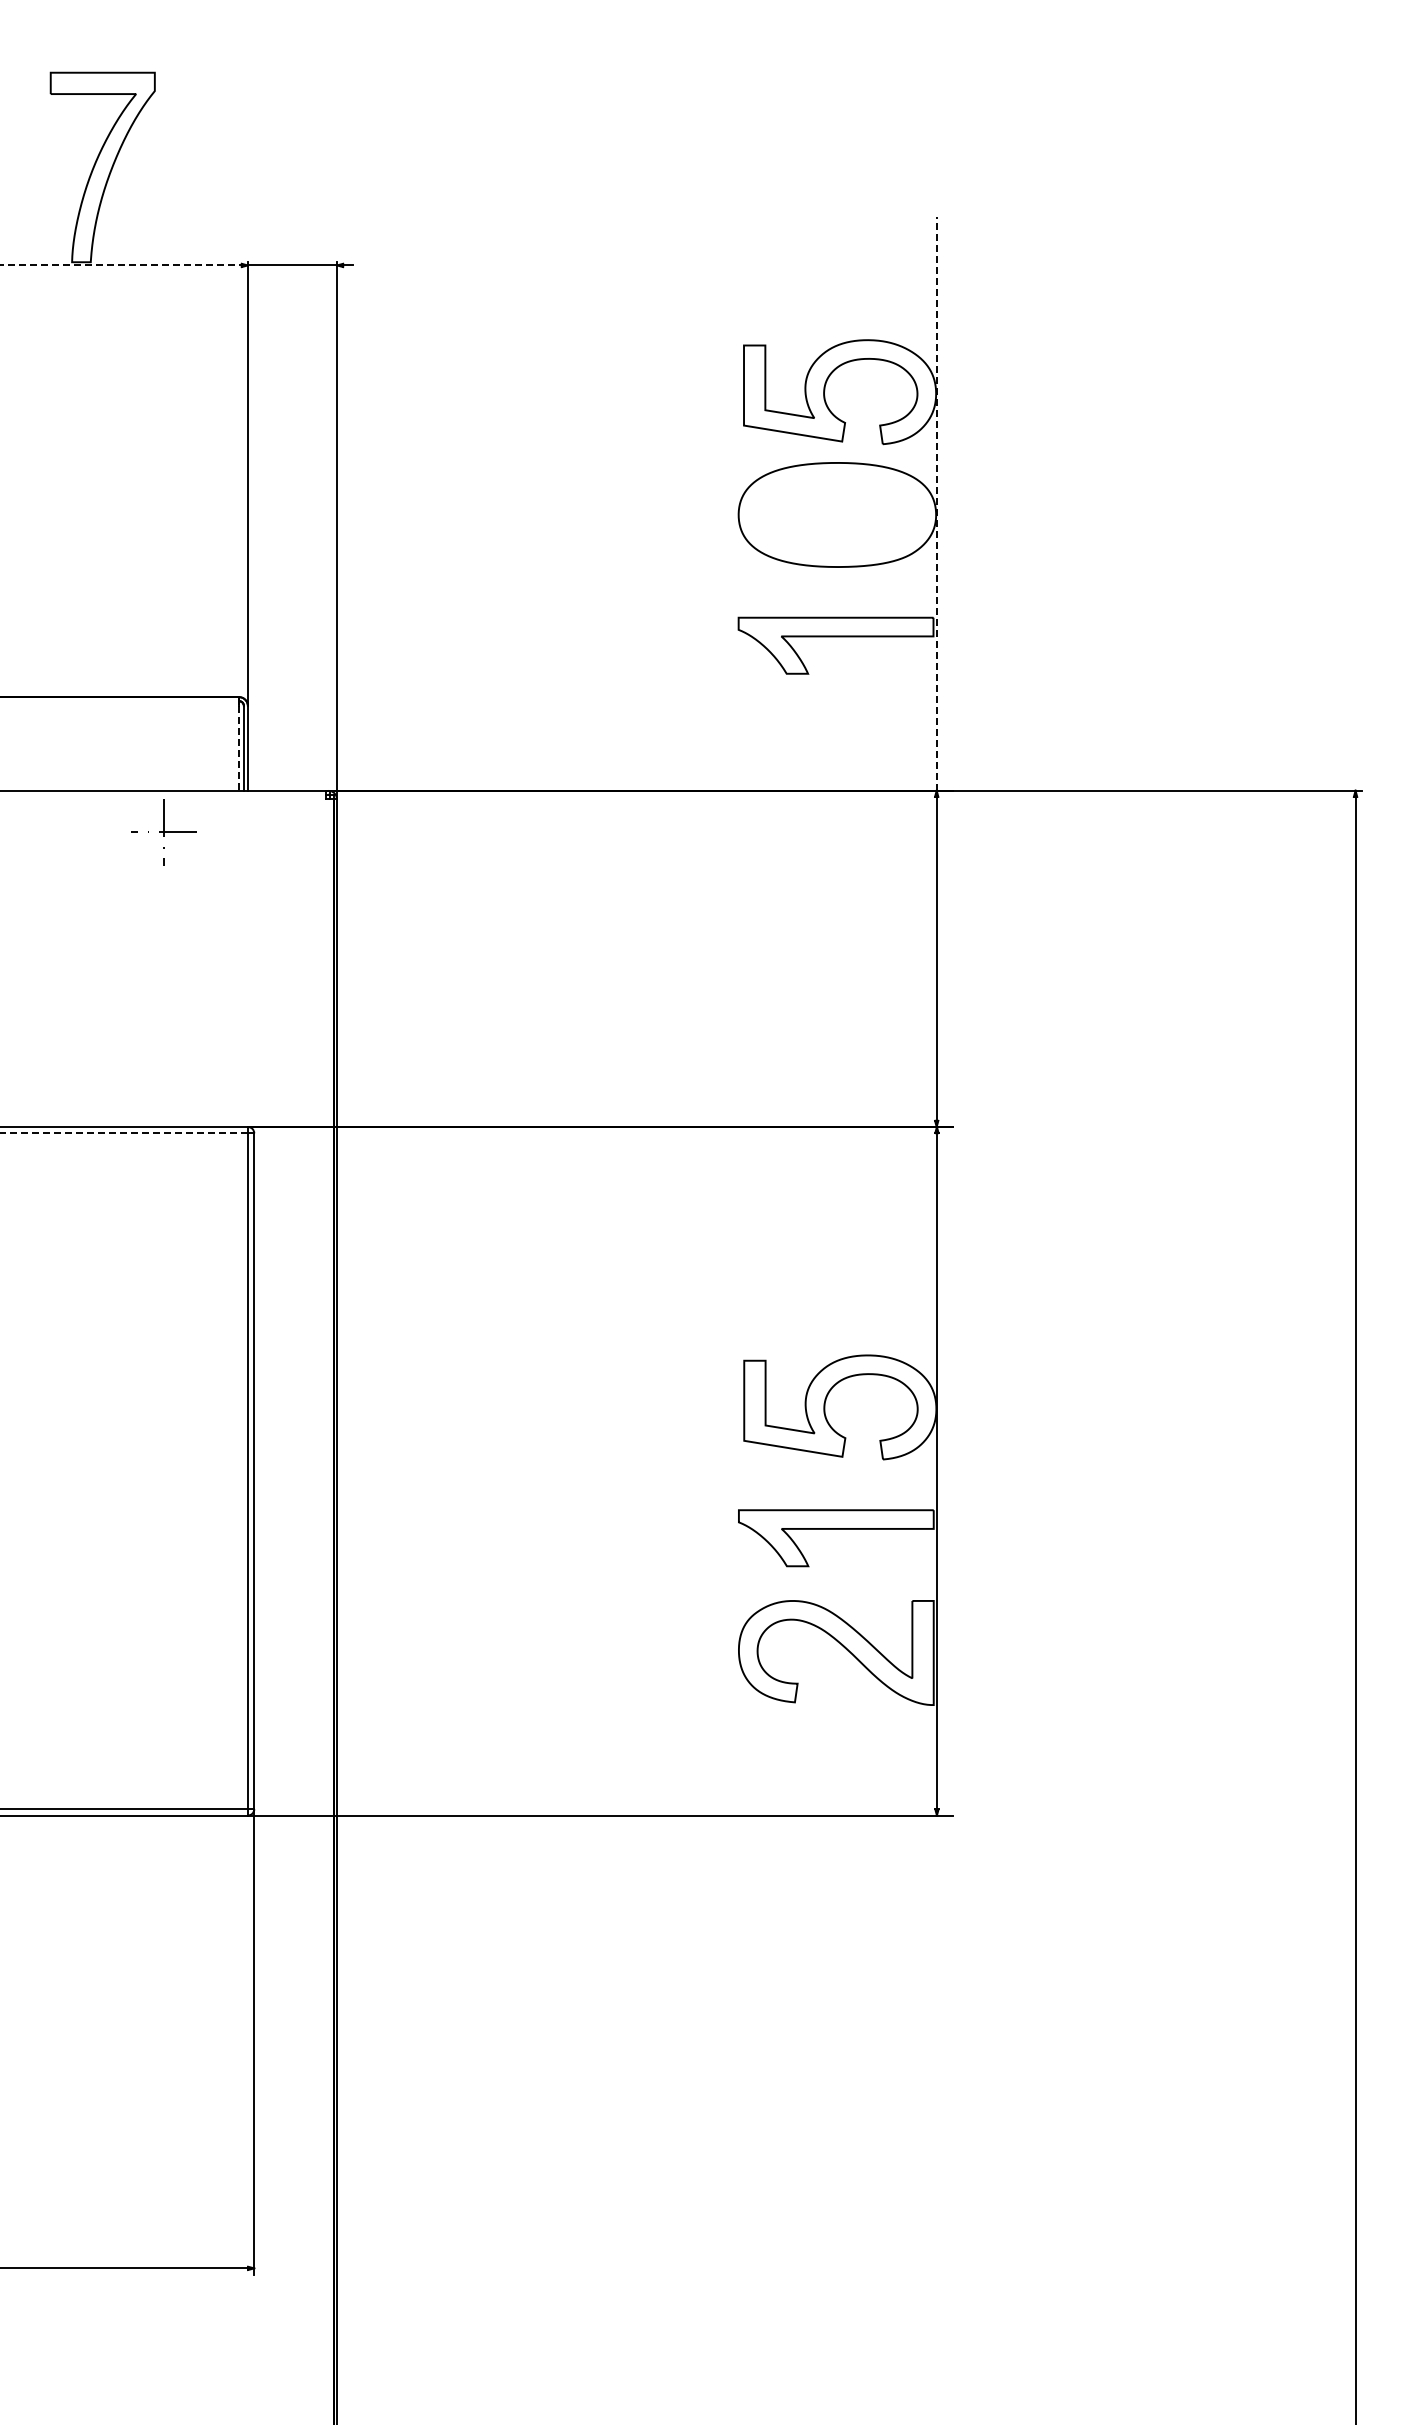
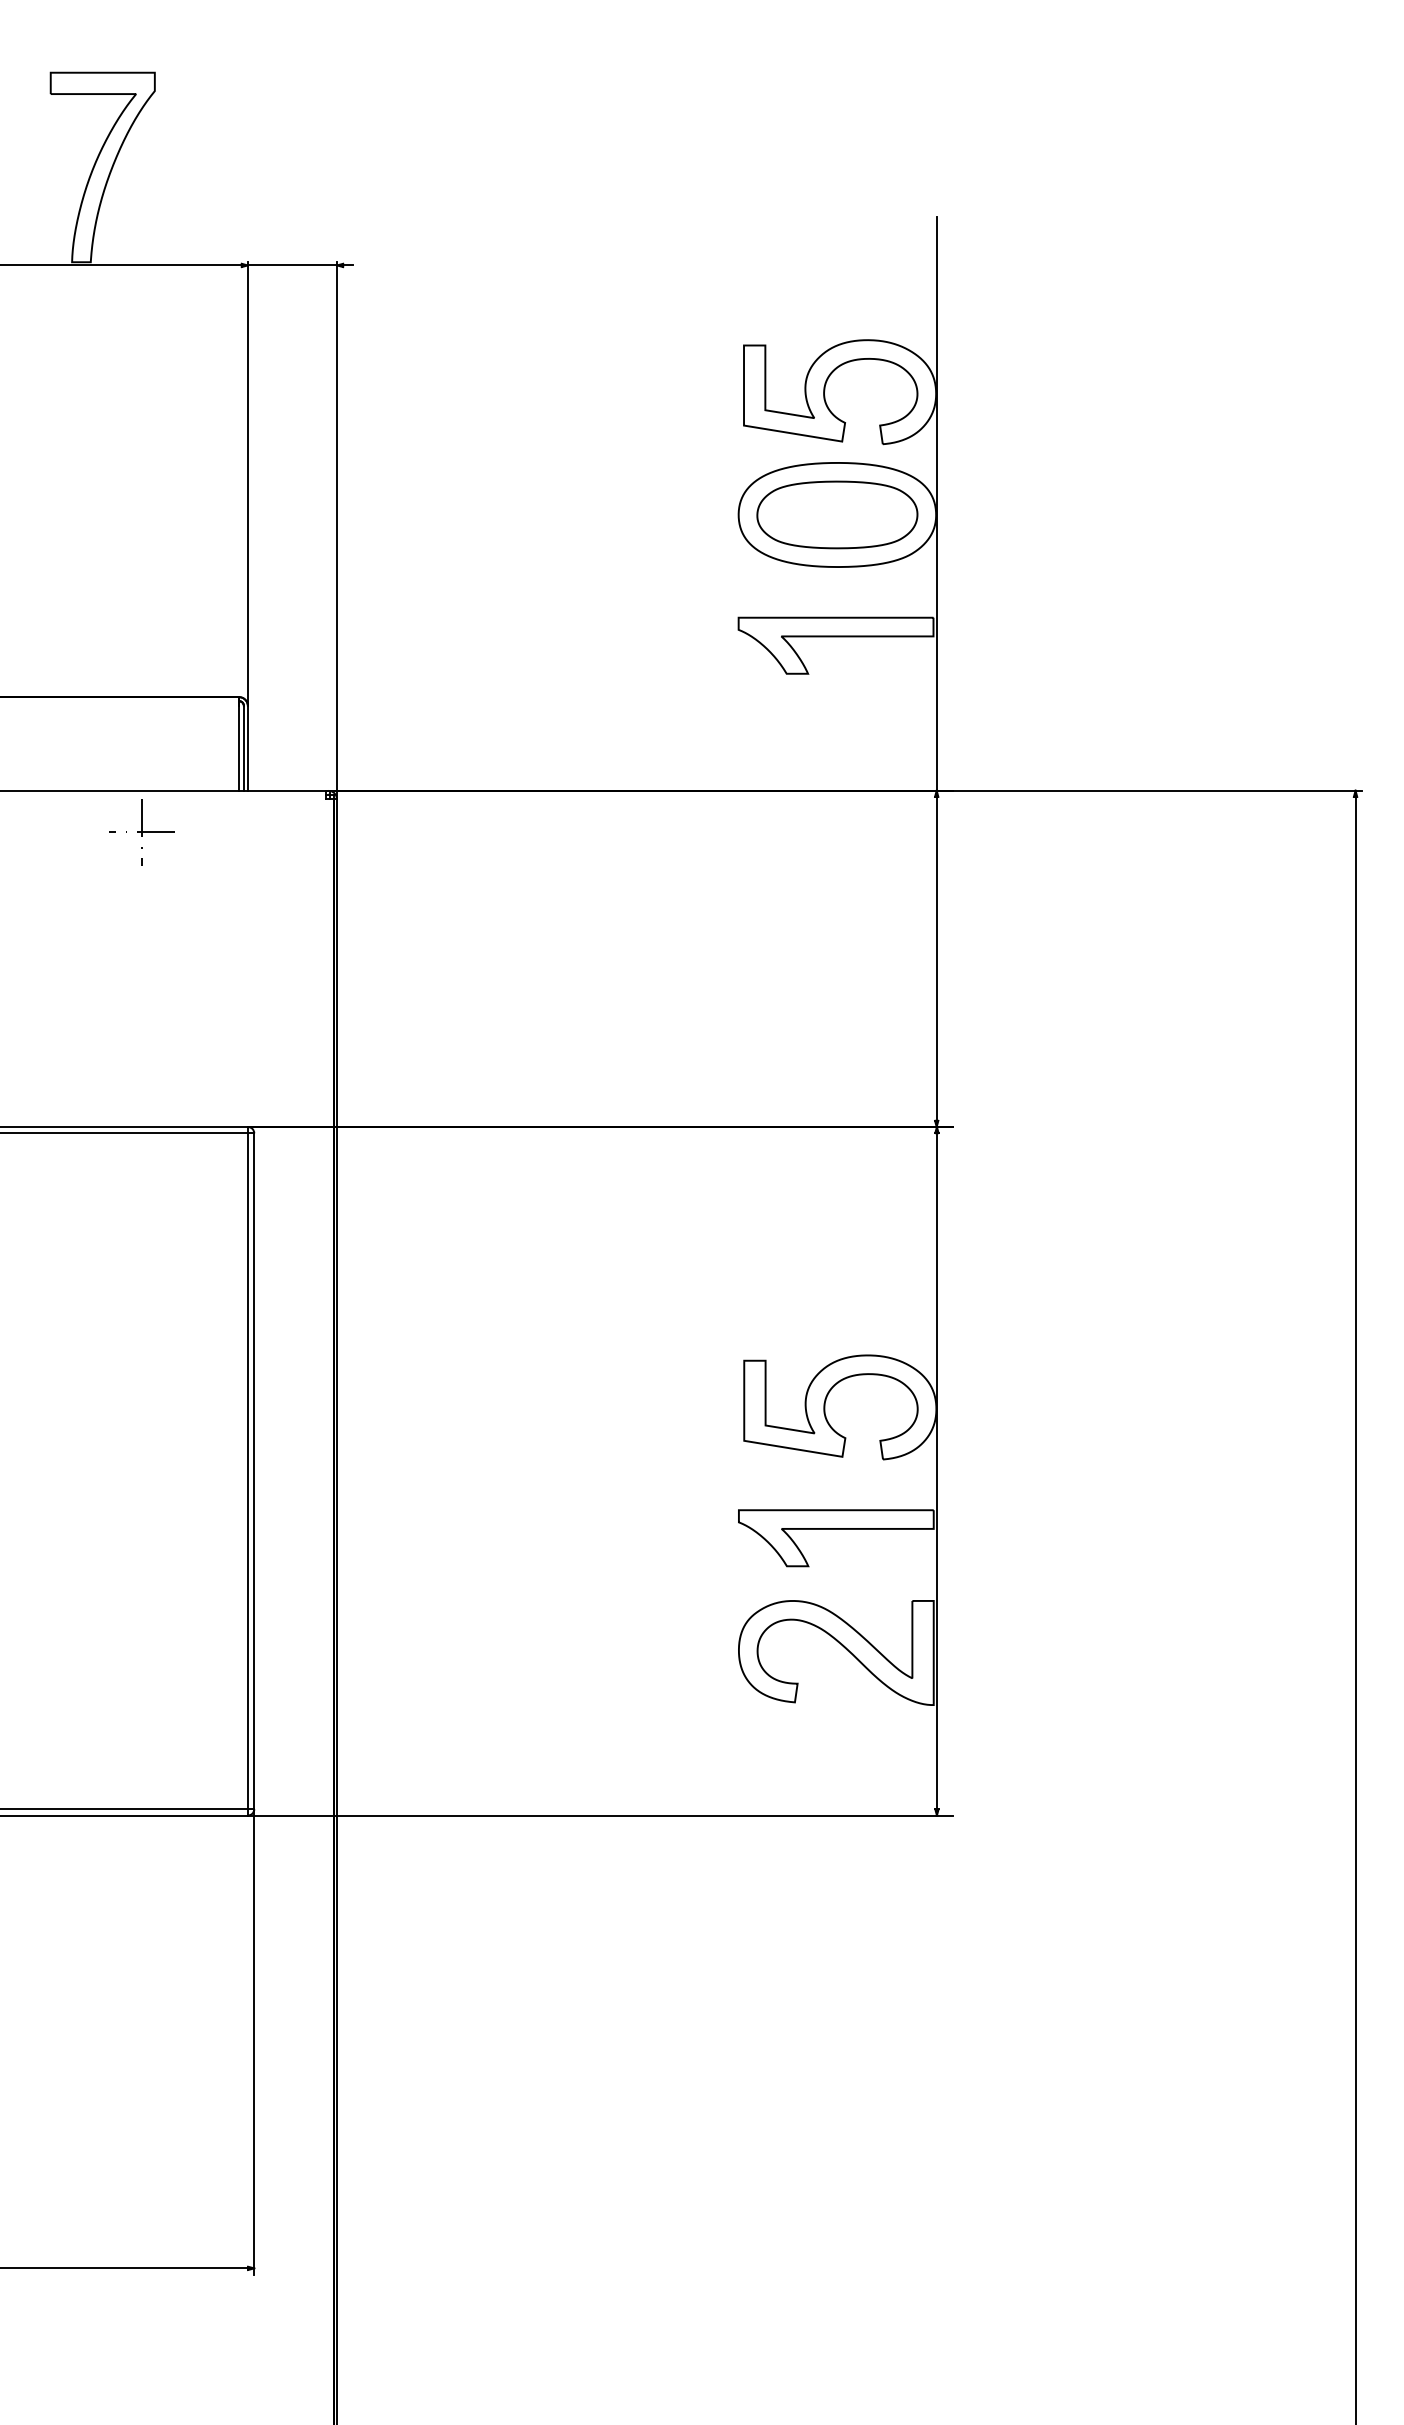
line: dashed -> solid (121, 265)
line: dashed -> solid (936, 503)
part: none -> present (837, 514)
line: dashed -> solid (239, 748)
part position: (163, 832) -> (141, 832) (141, 832)
line: dashed -> solid (123, 1133)
